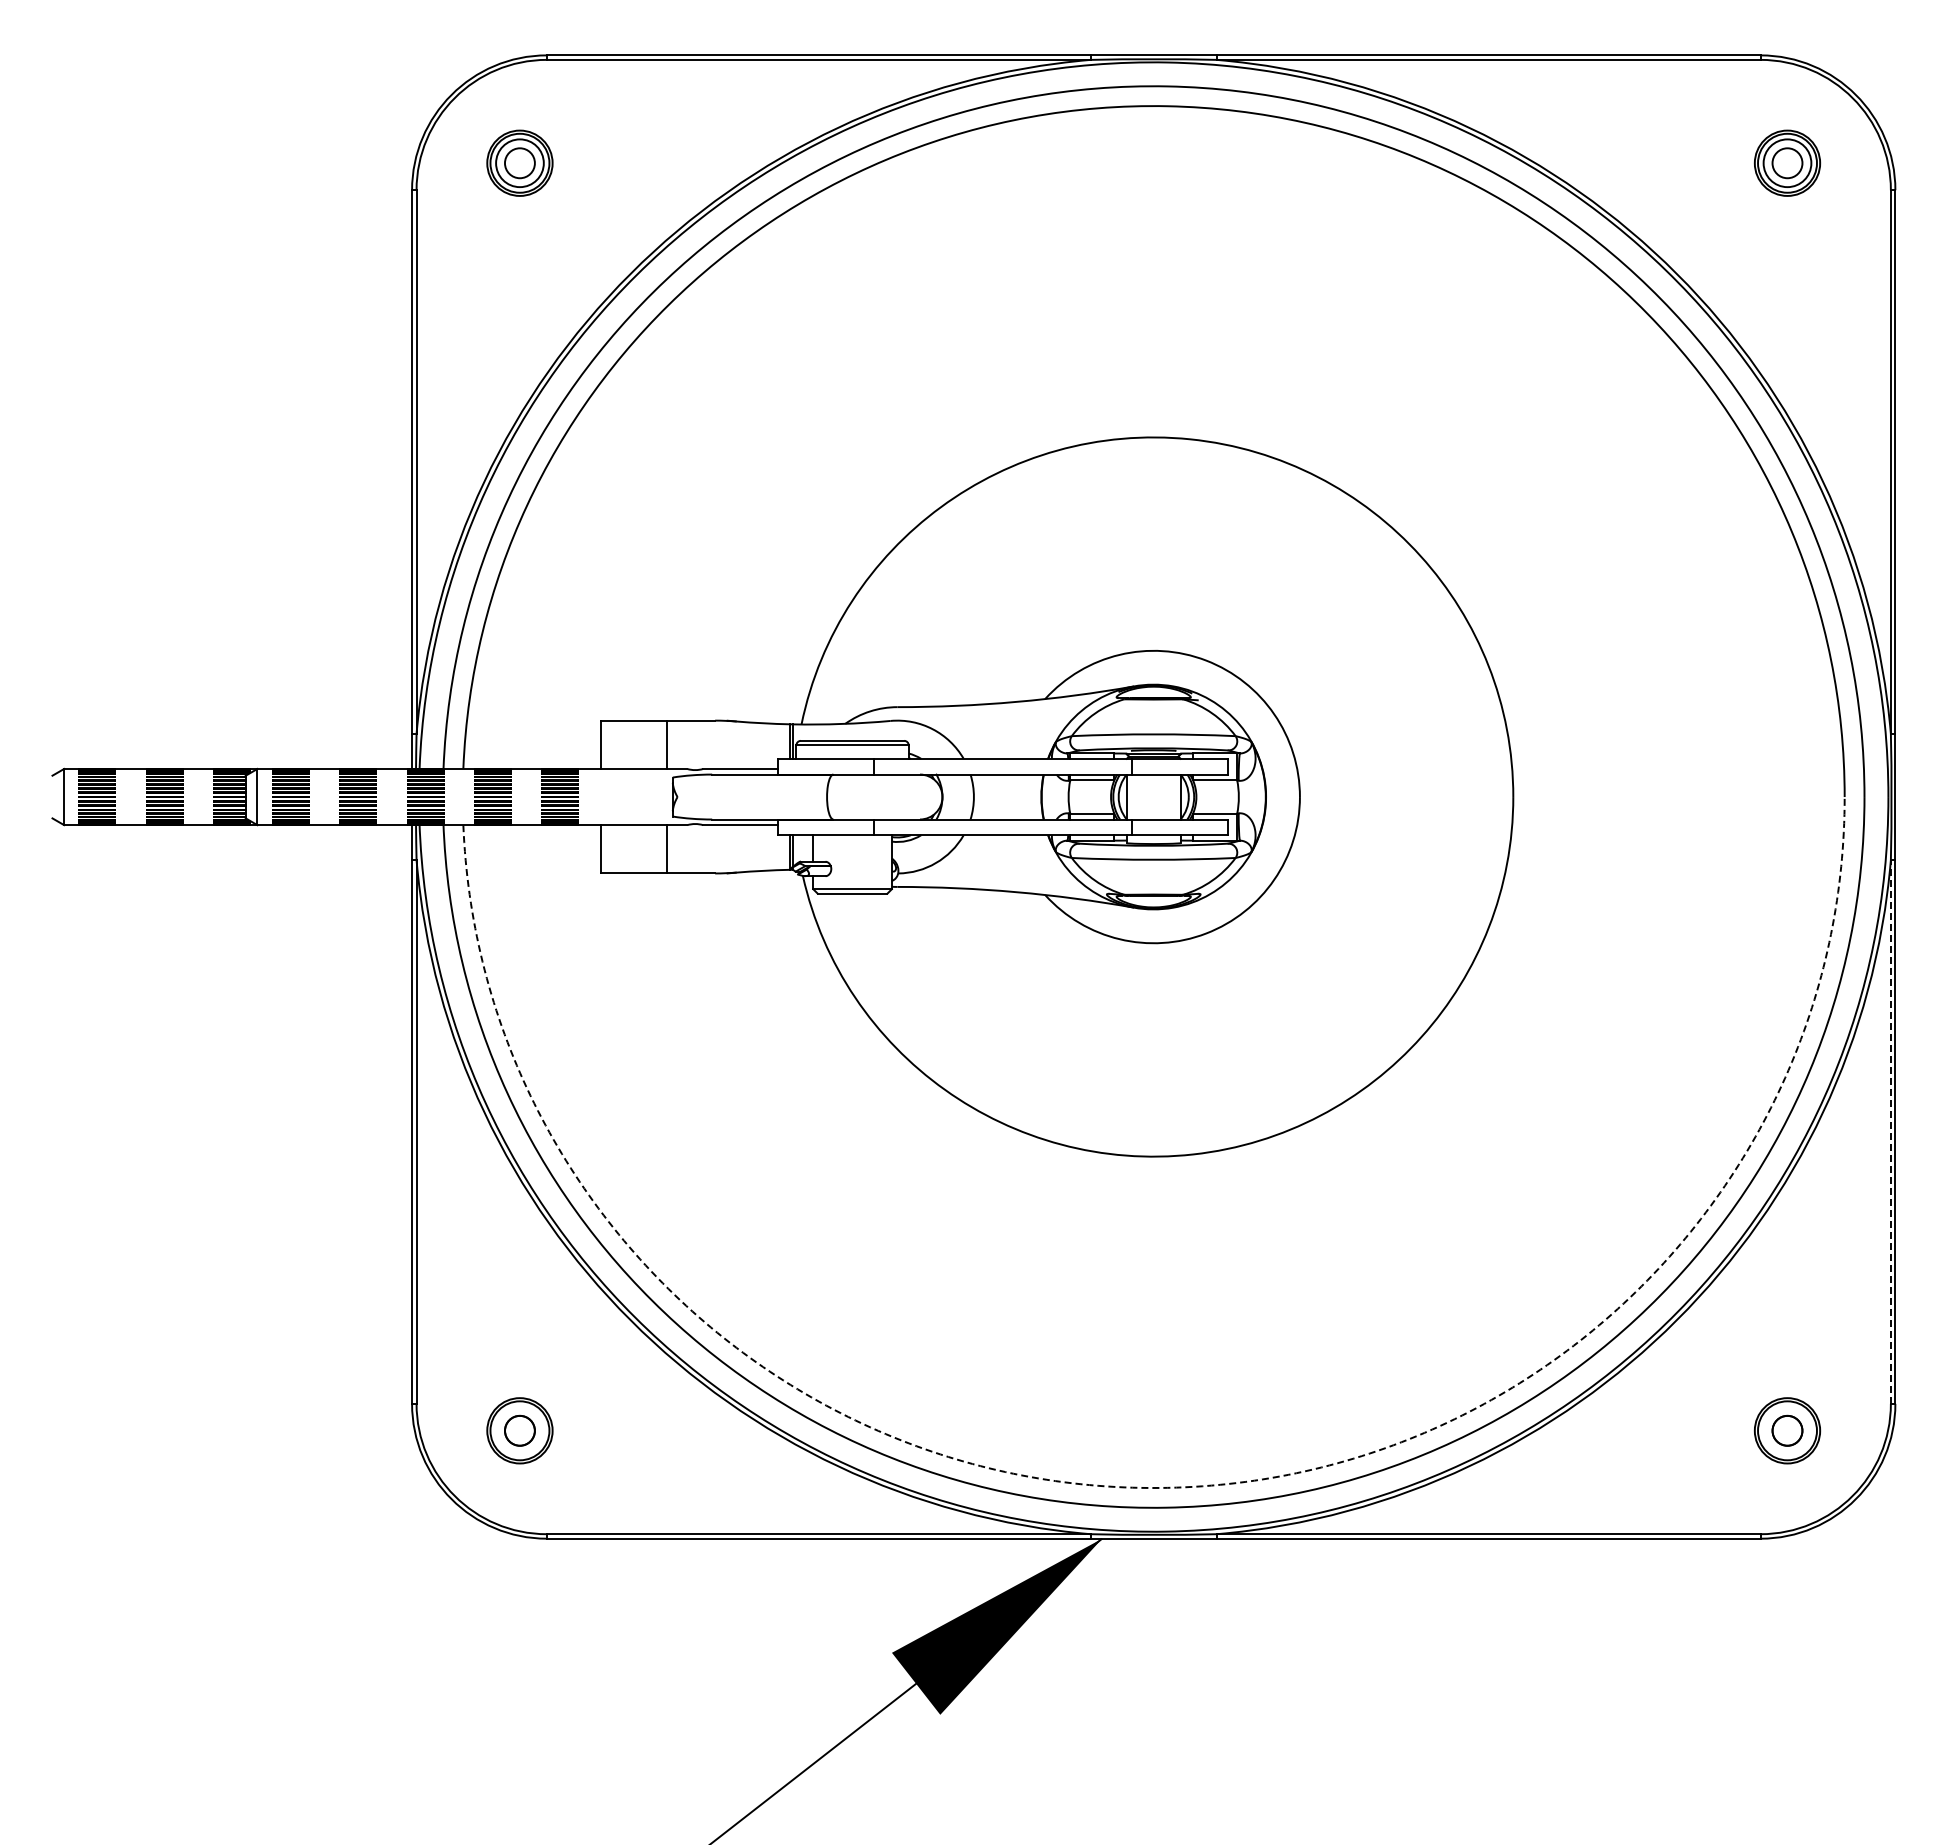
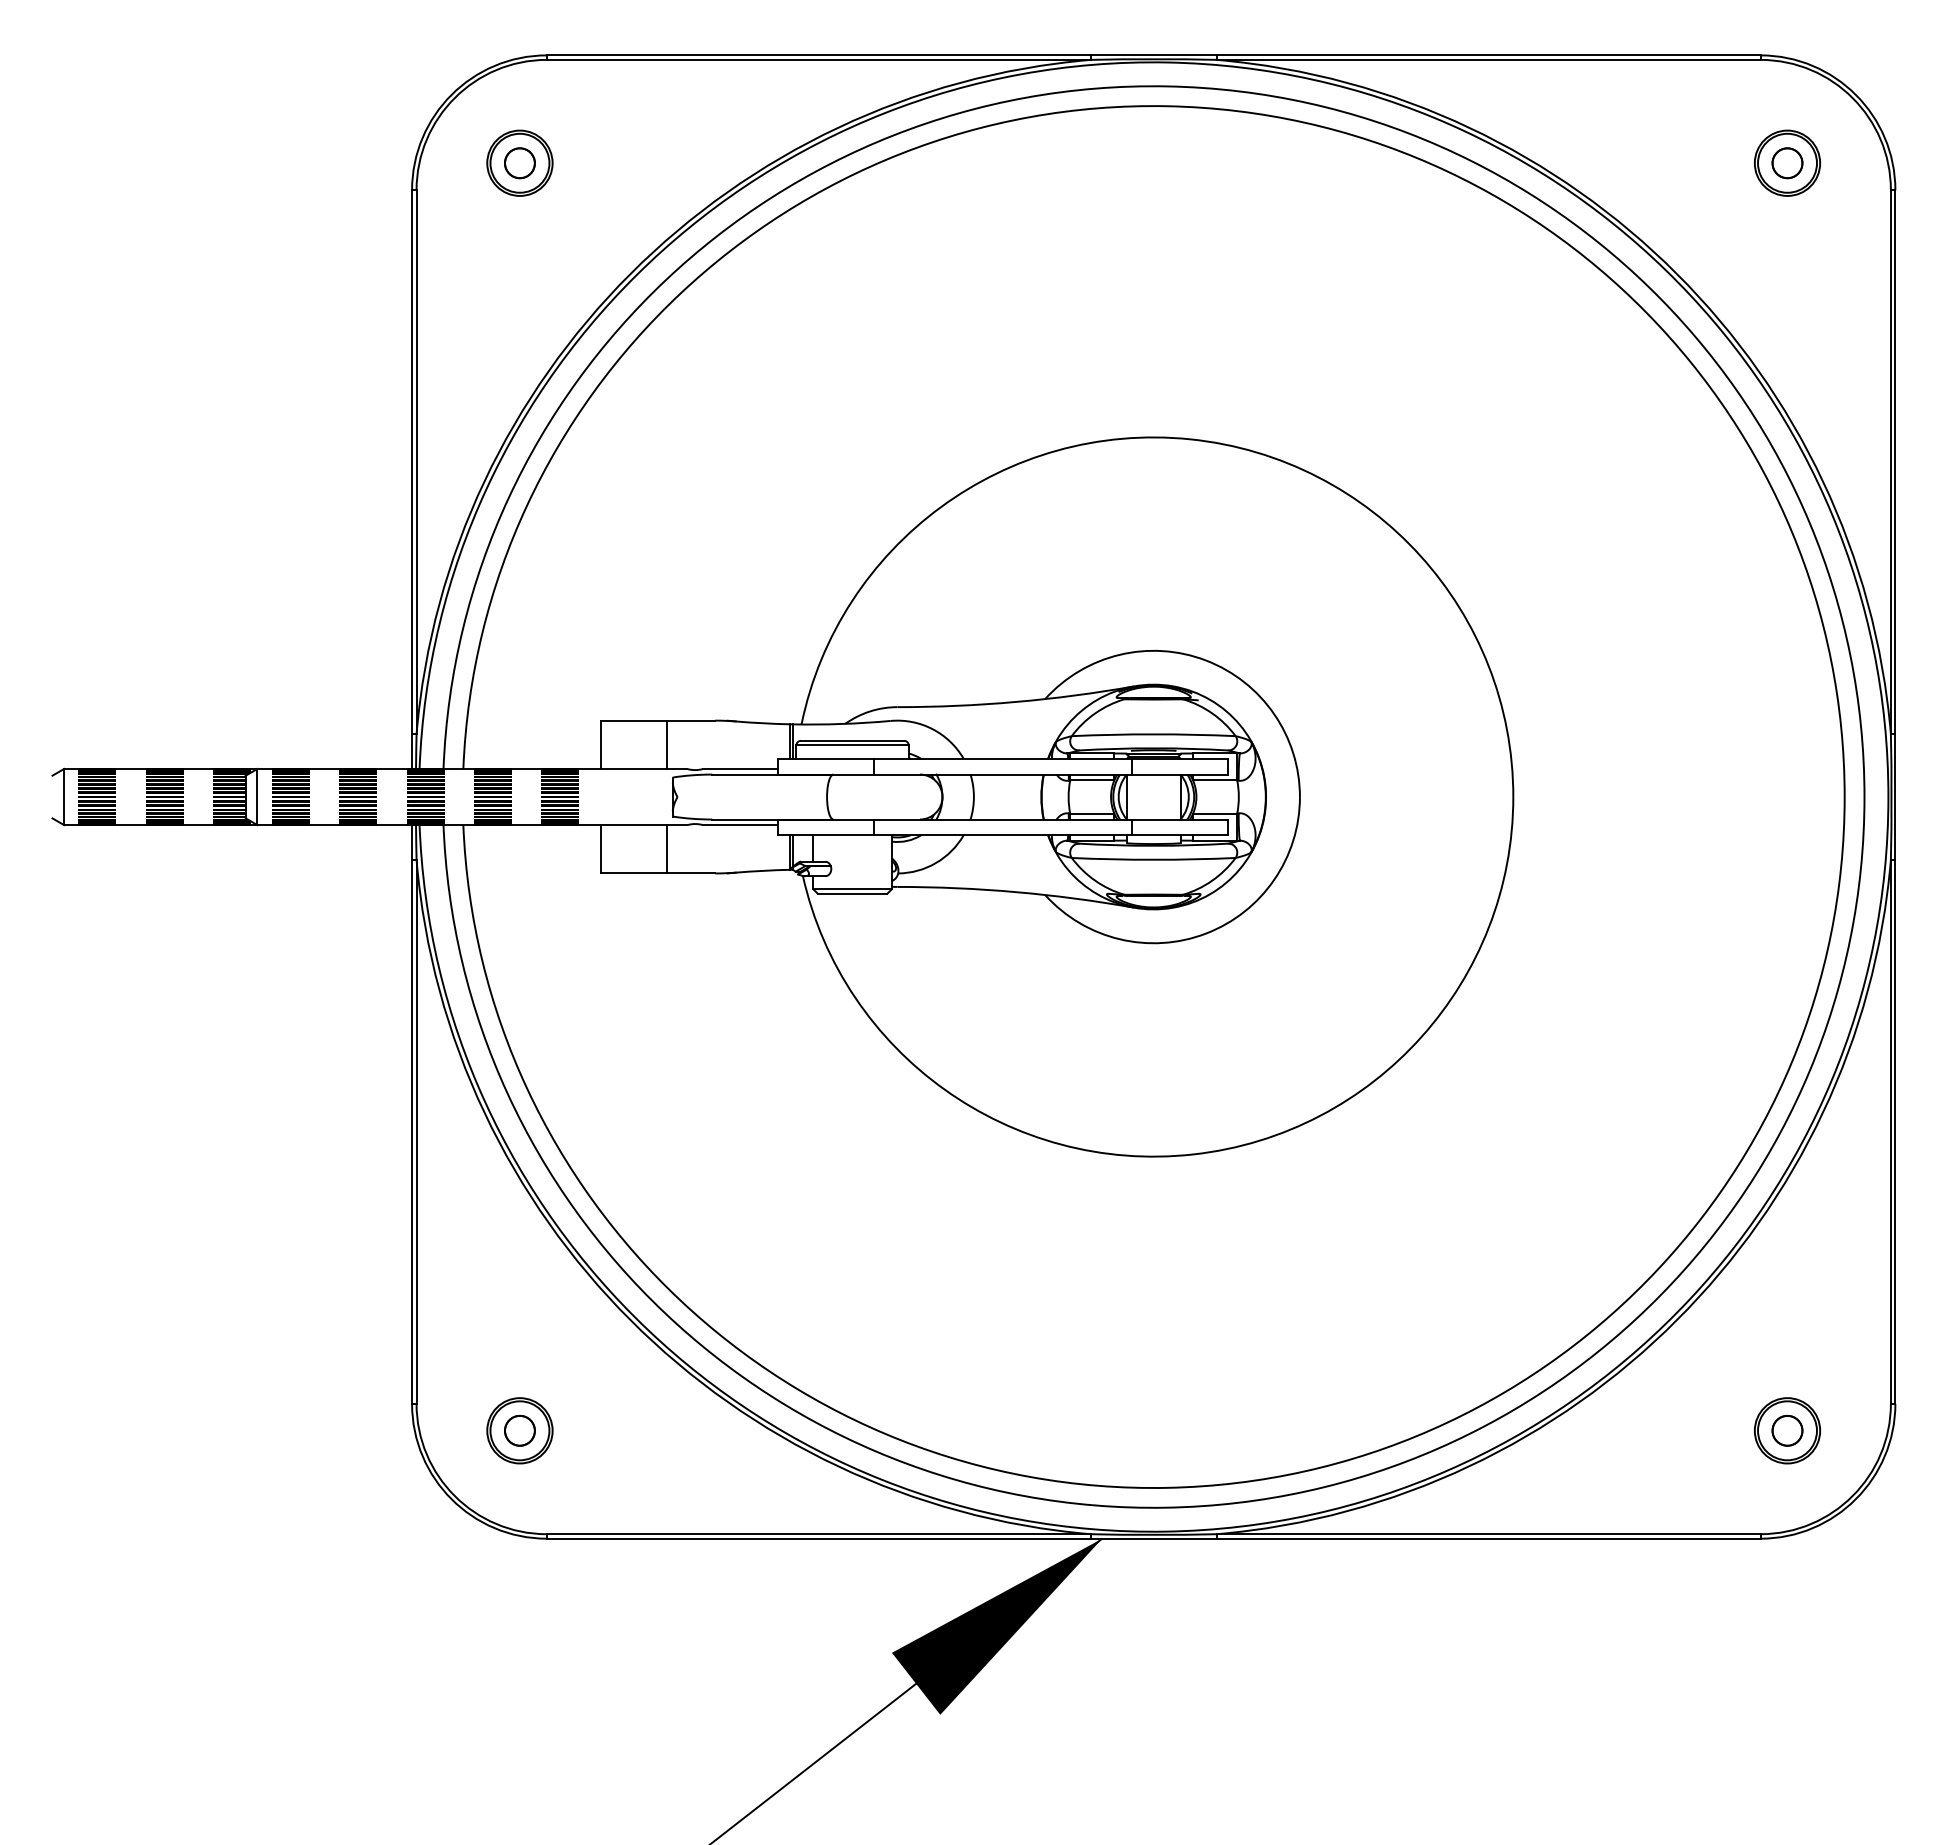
circle diameter: 48 px -> 30 px (519, 163)
circle diameter: 48 px -> 30 px (1787, 163)
line: dashed -> solid (1890, 1132)
arc: dashed -> solid (1167, 1487)
